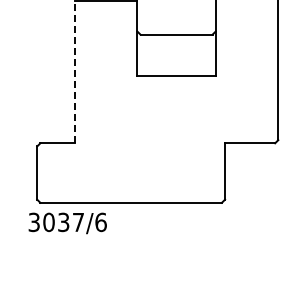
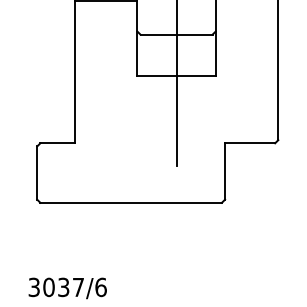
line: dashed -> solid (74, 71)
line: none -> present (176, 83)
text position: (67, 223) -> (67, 288) (67, 288)
